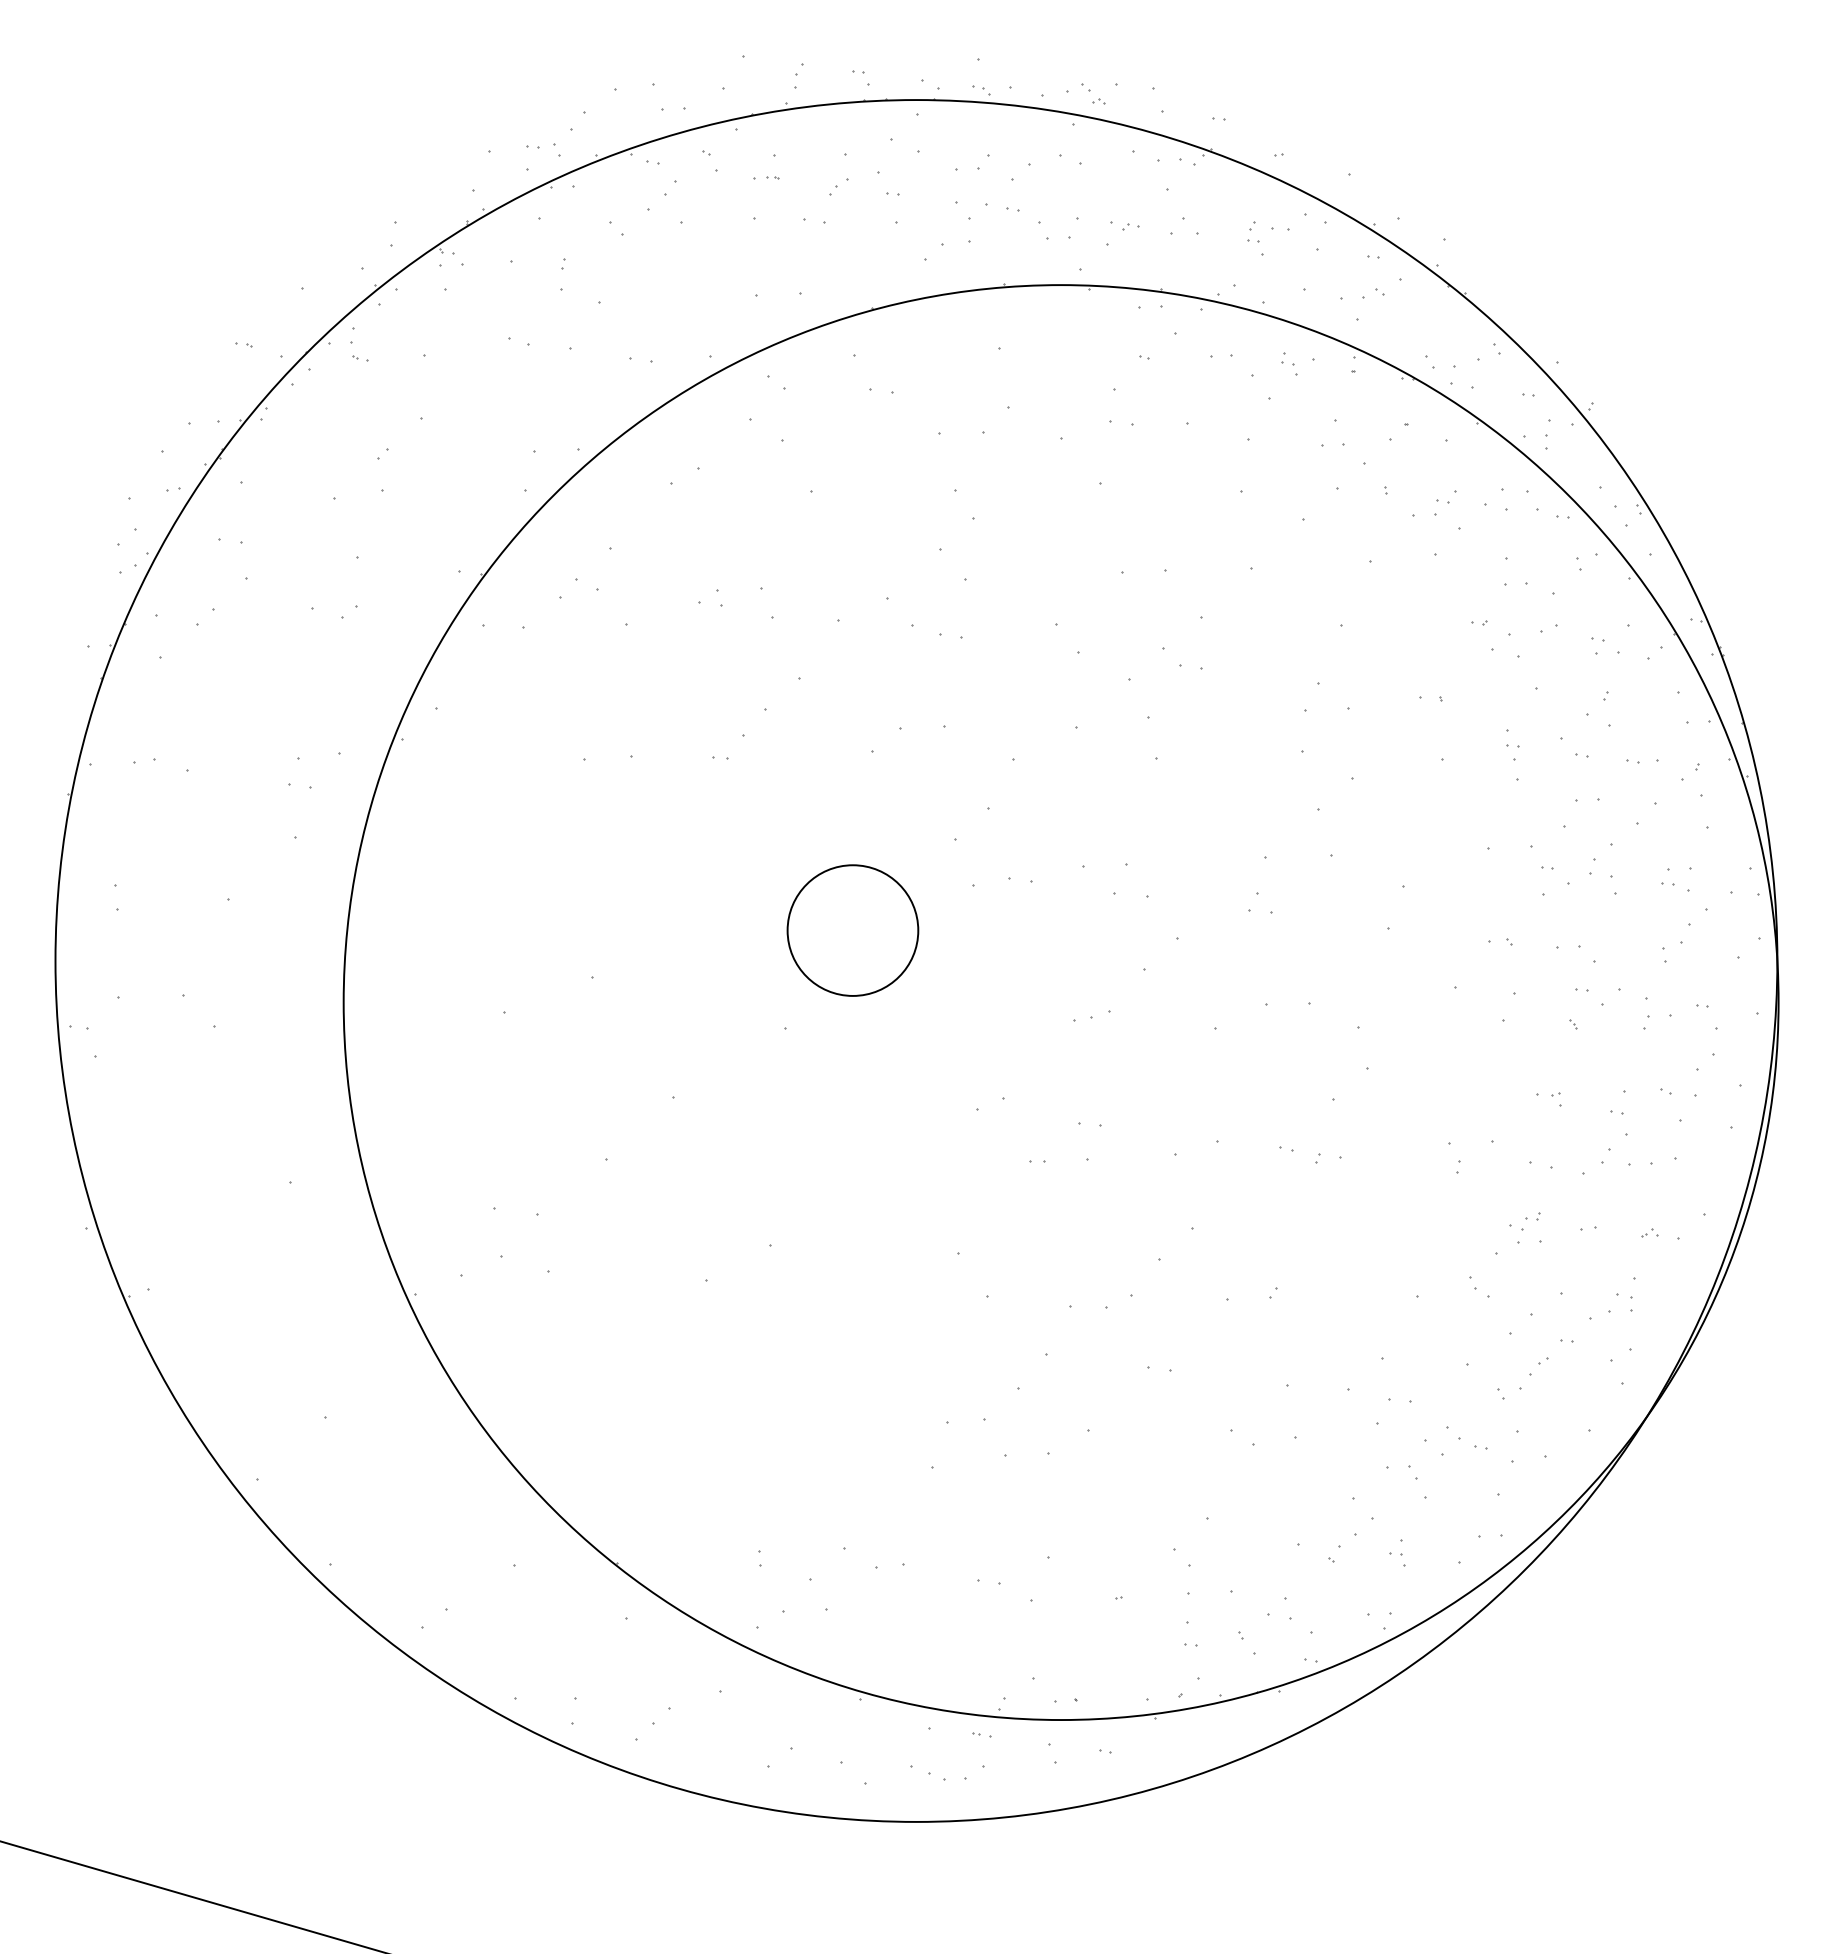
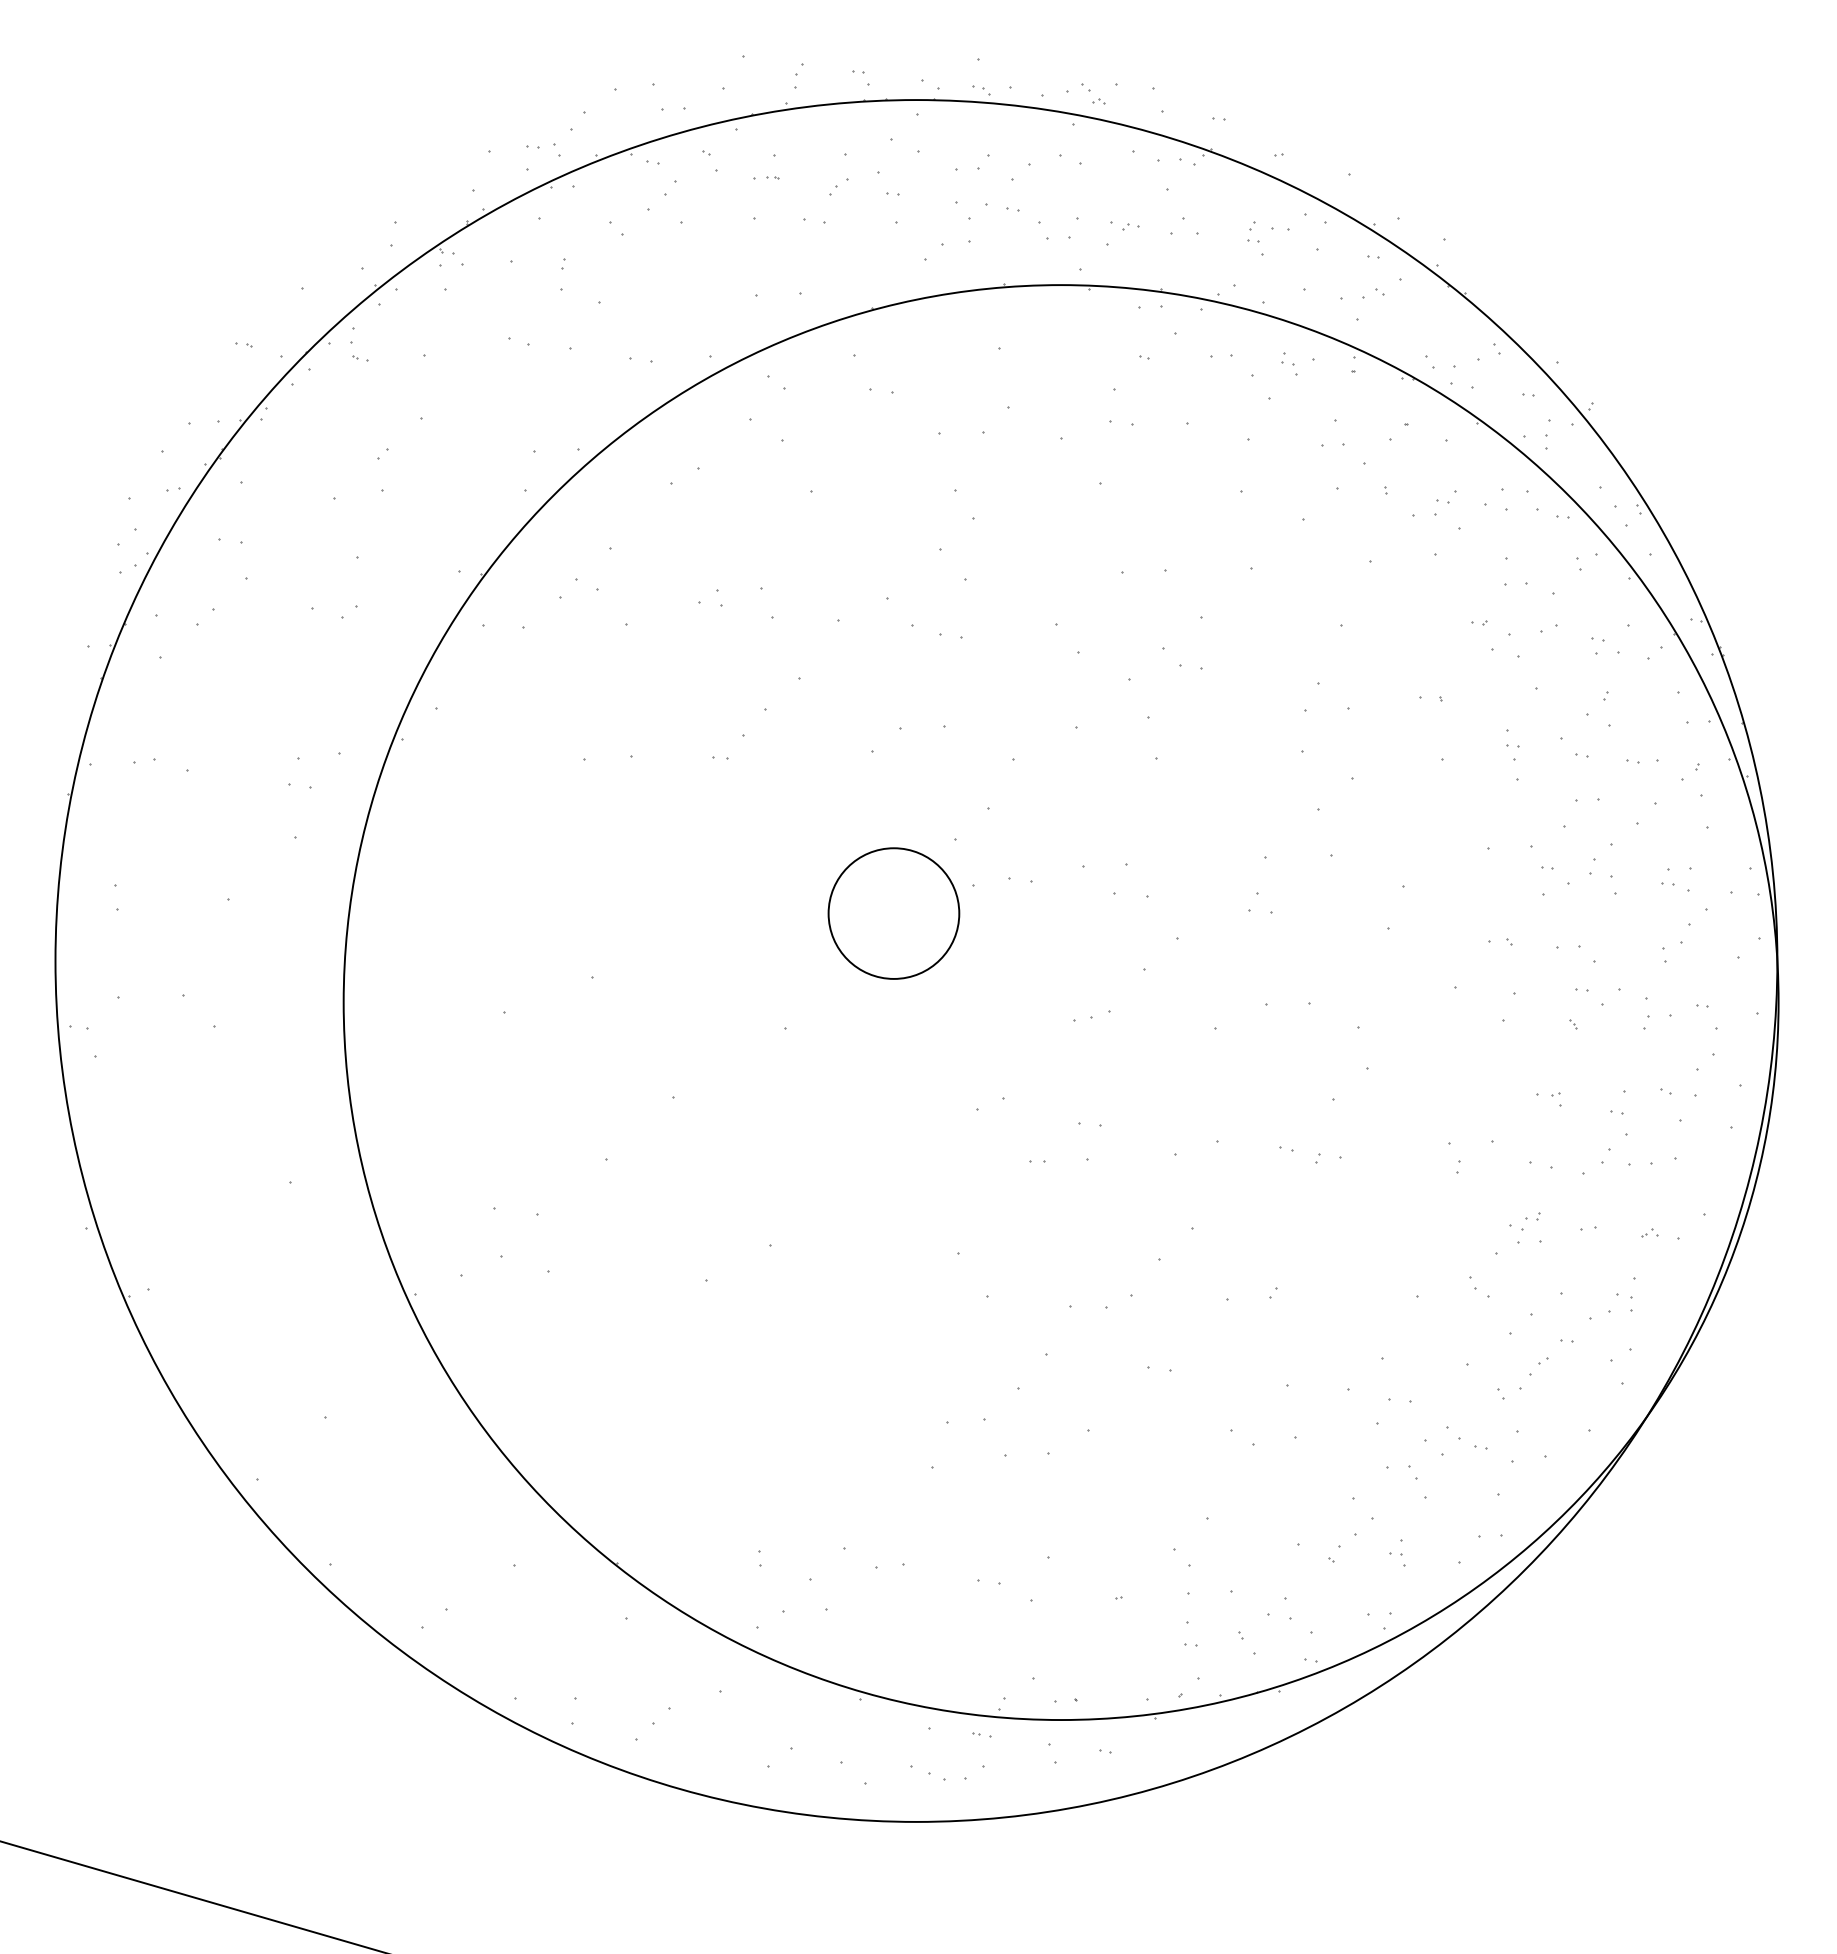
circle position: (852, 930) -> (893, 913) (893, 913)
